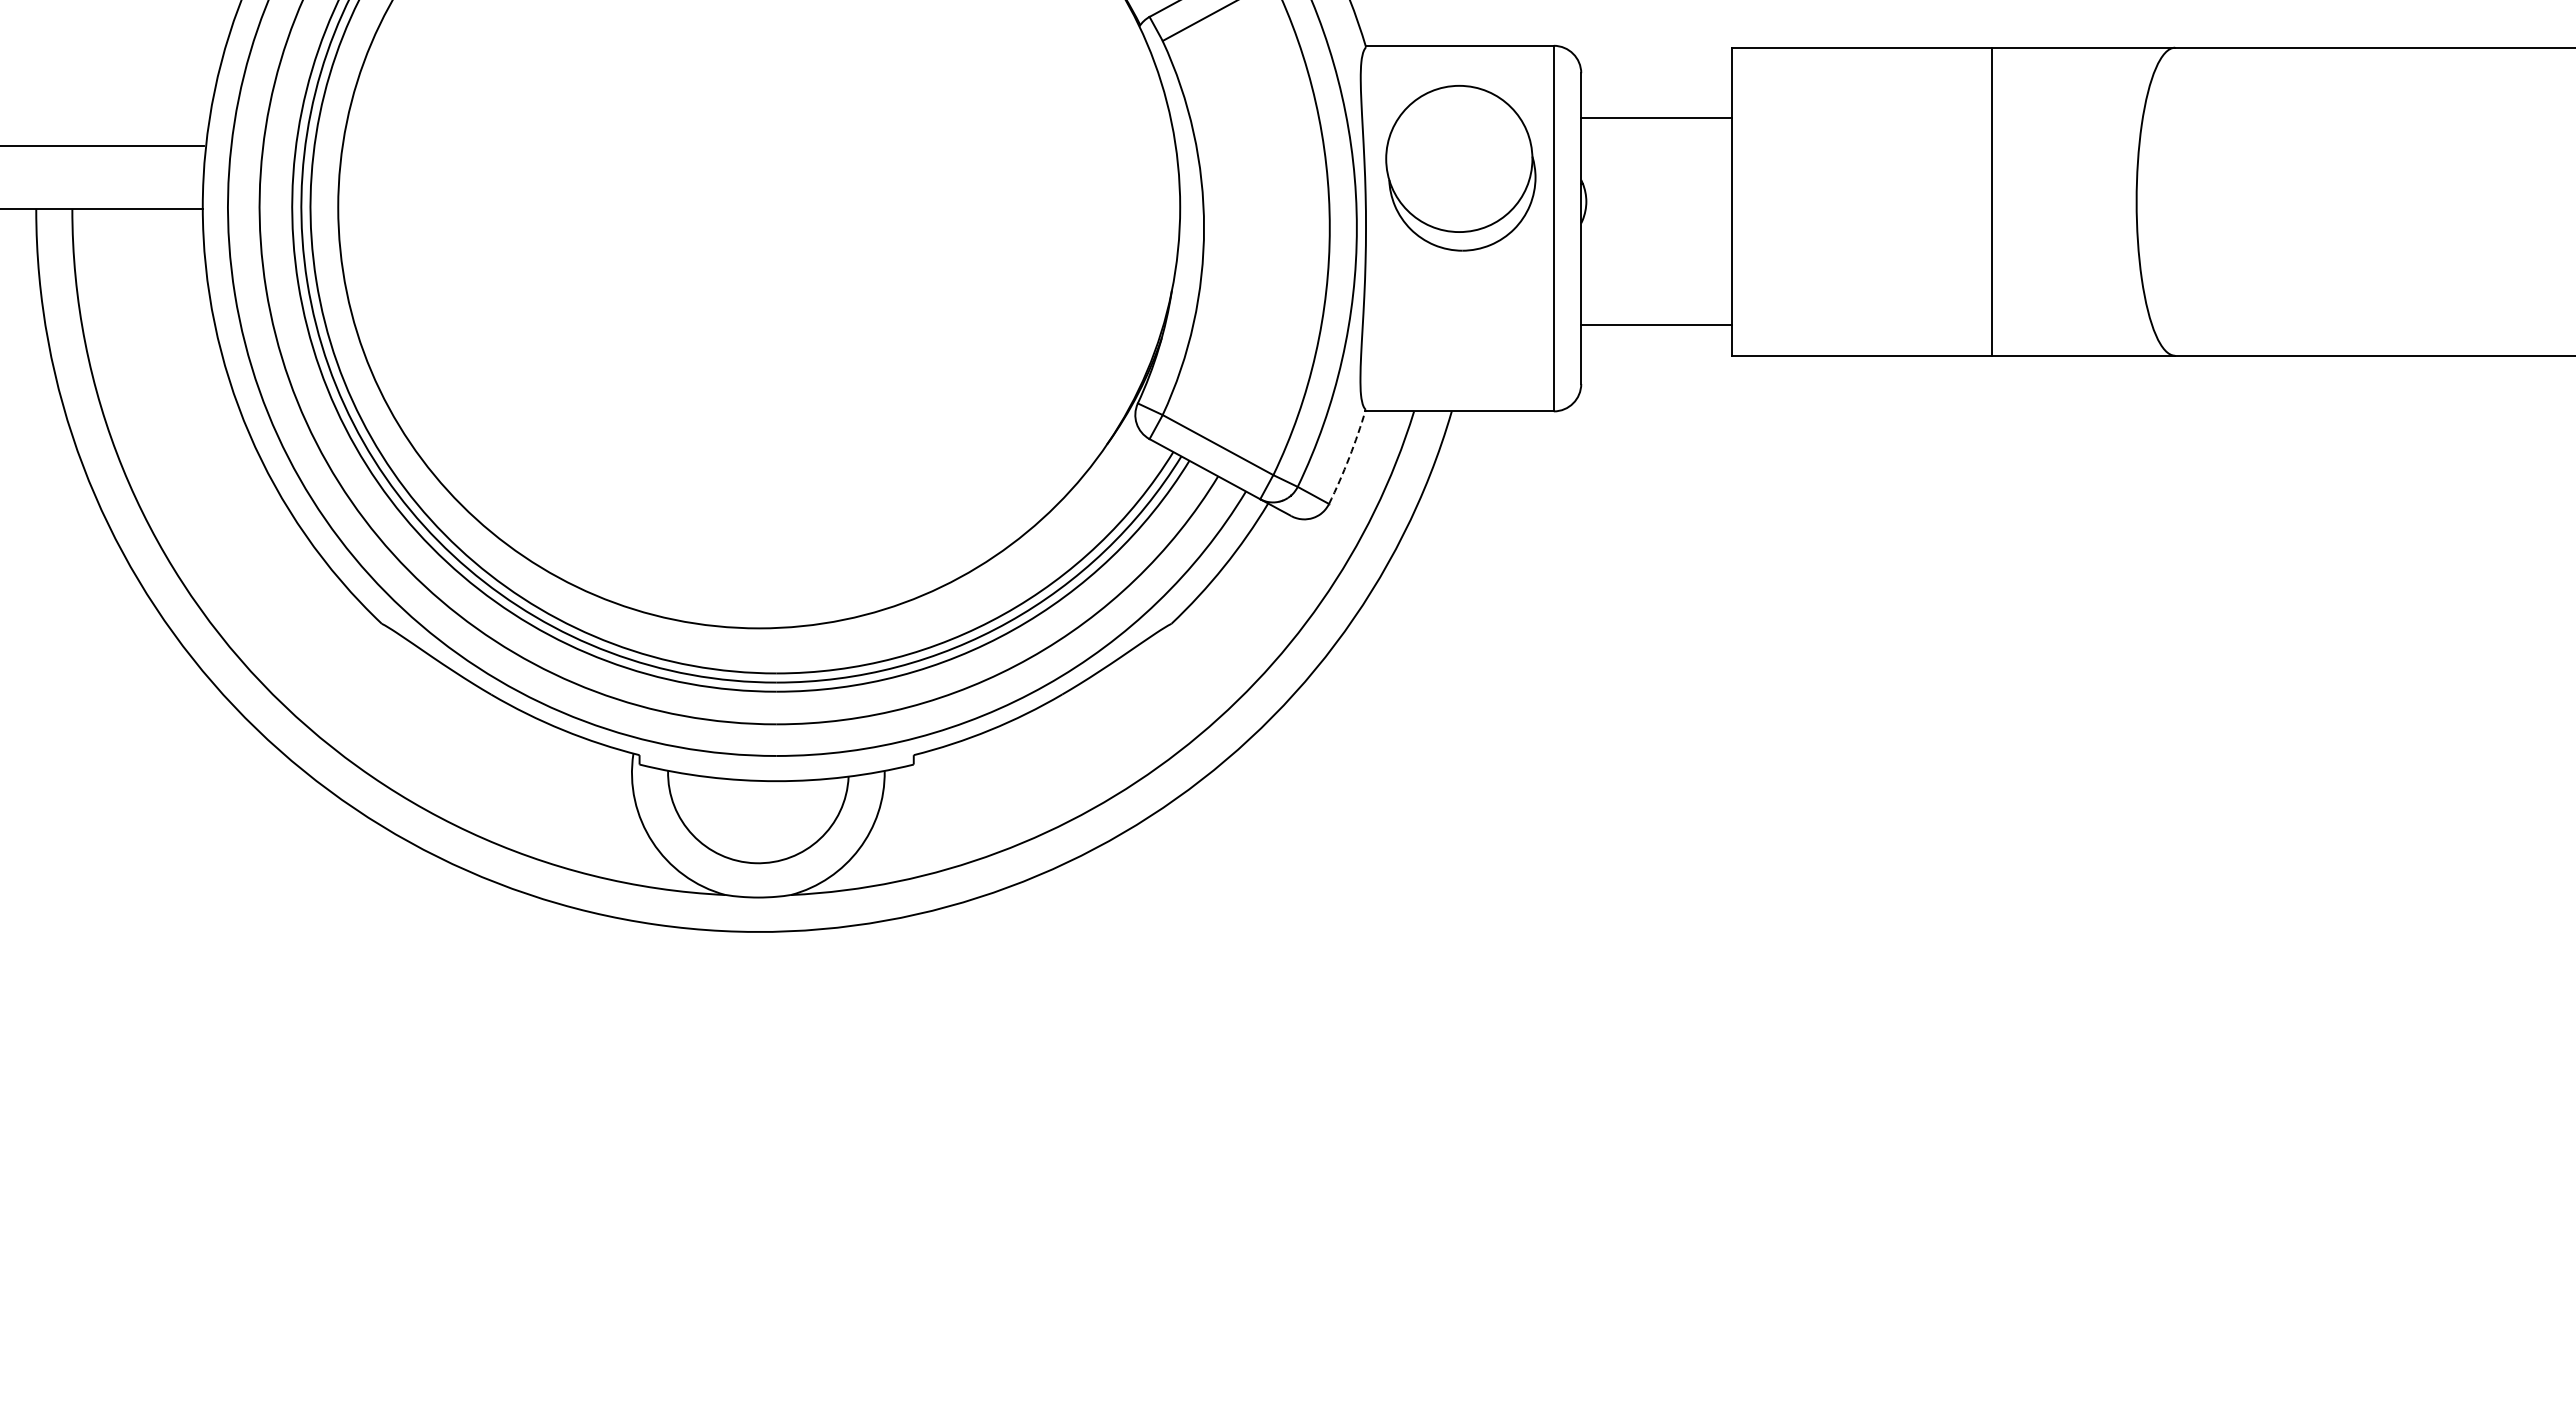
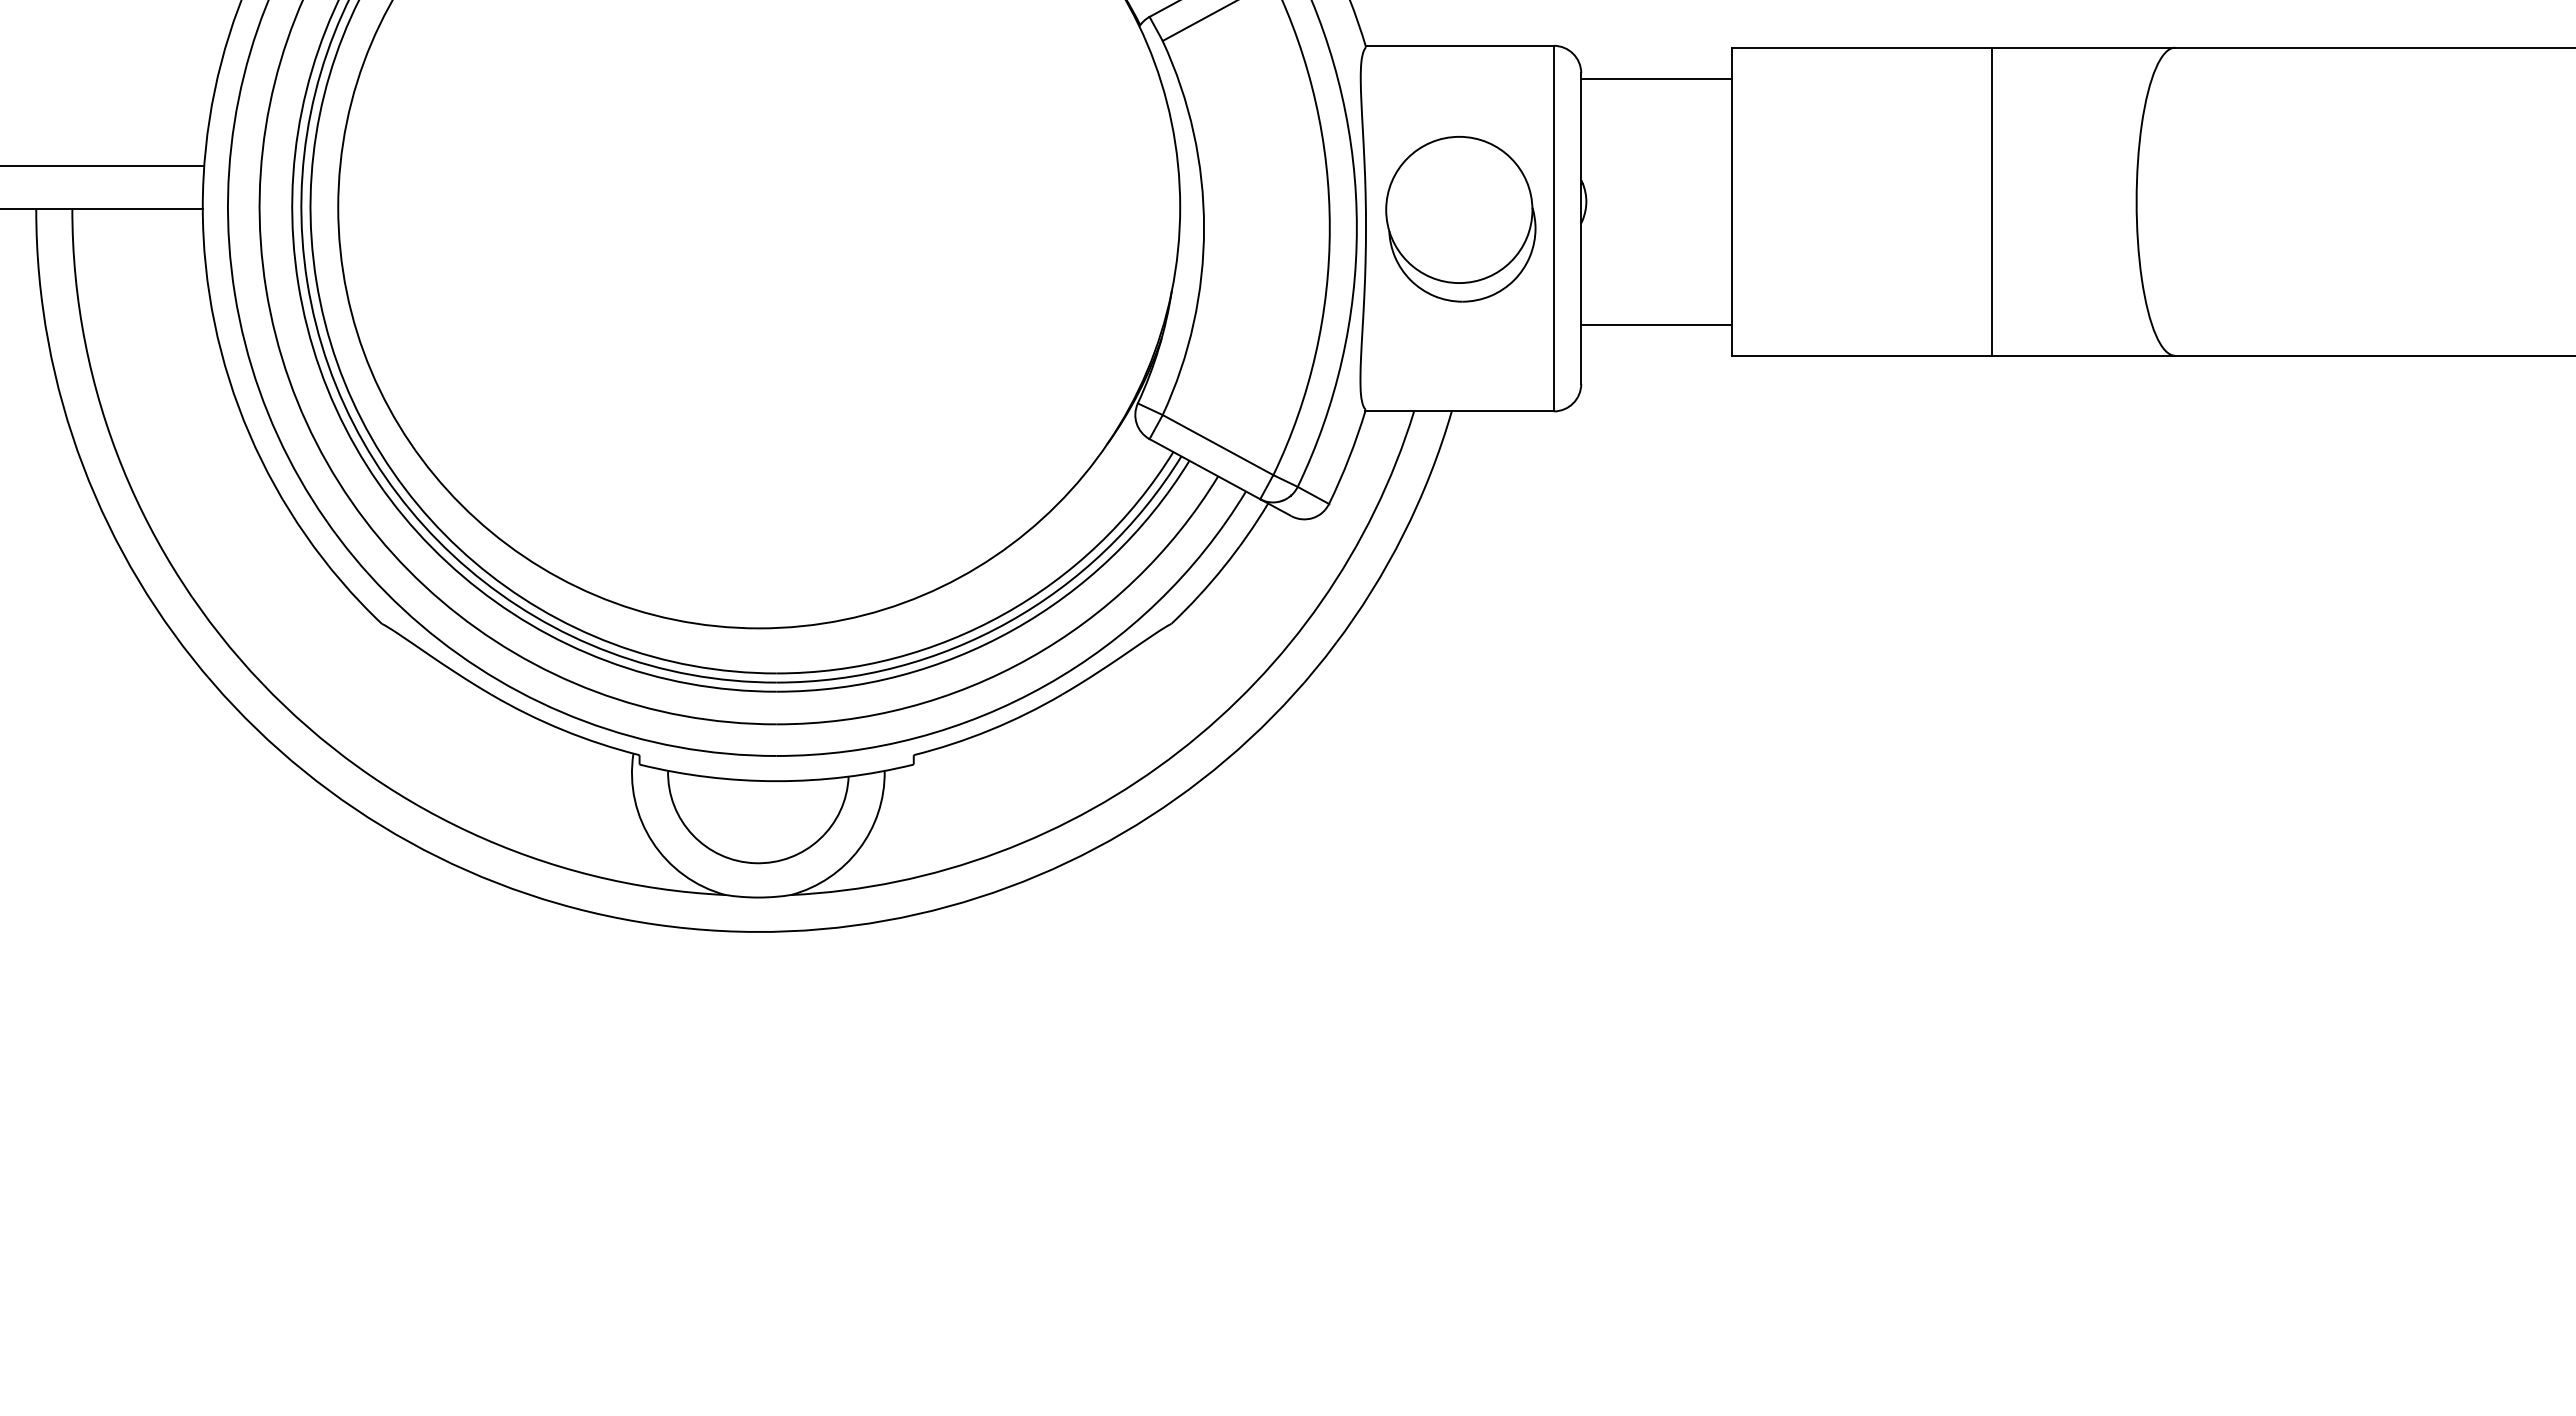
line position: (1656, 117) -> (1656, 78) (1656, 78)
line position: (103, 146) -> (103, 166) (103, 166)
part position: (1460, 168) -> (1460, 219) (1460, 219)
arc: dashed -> solid (1349, 457)
